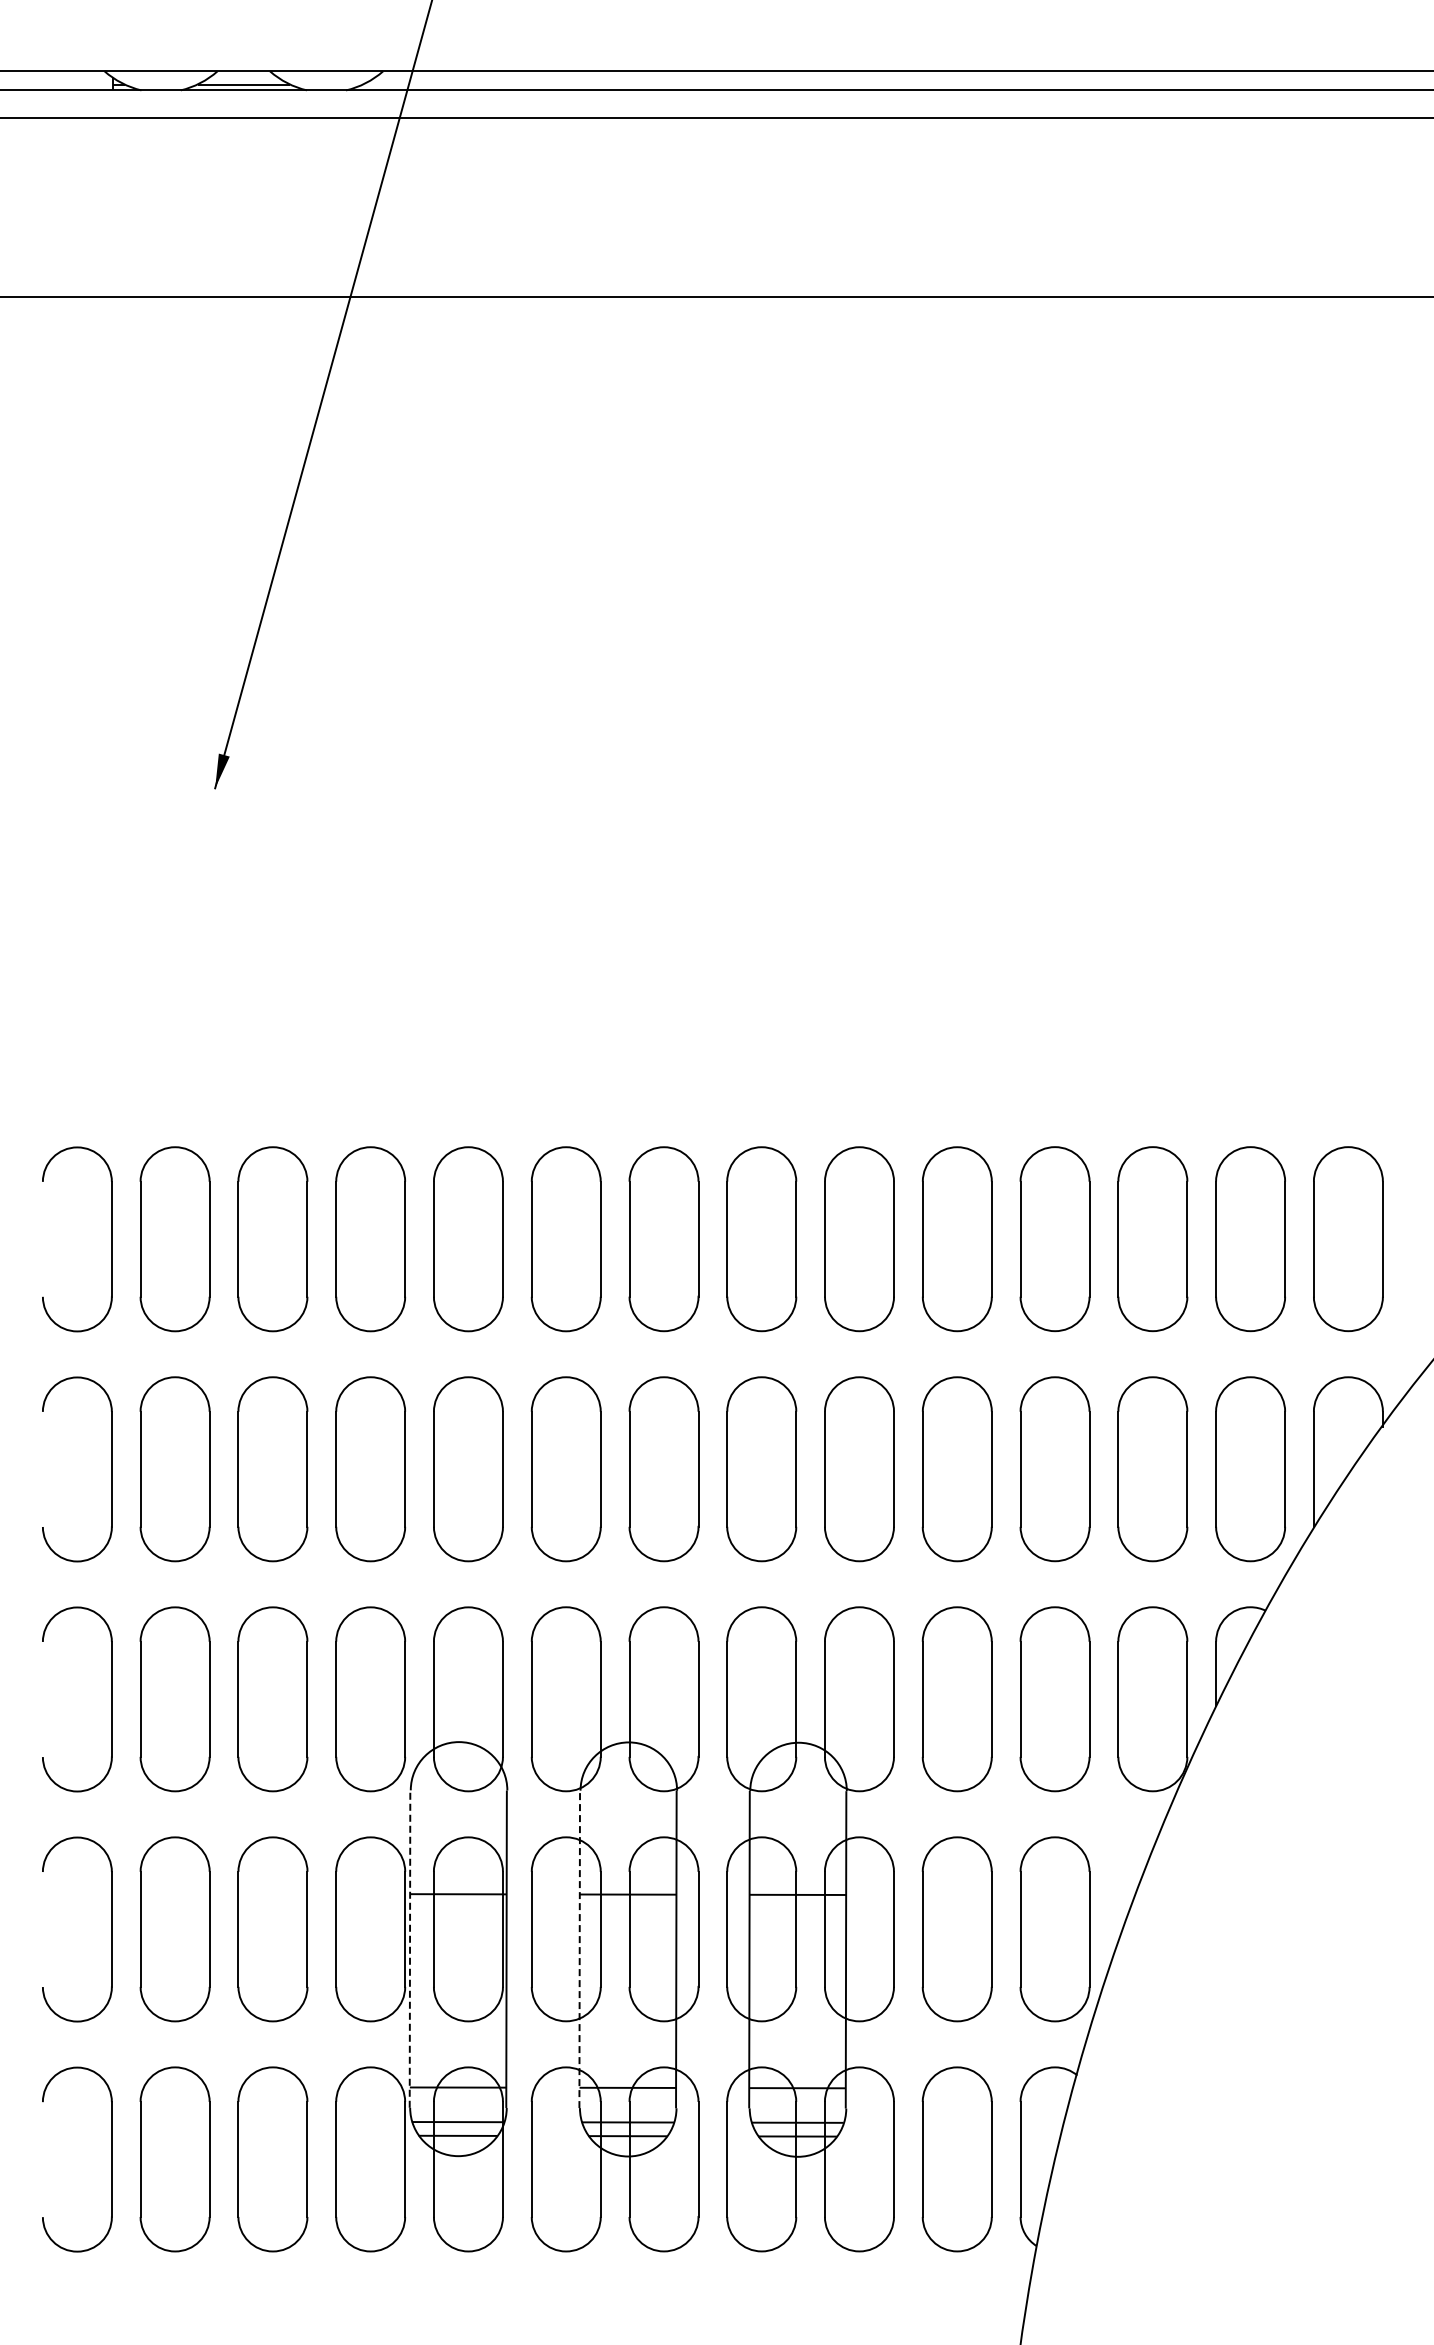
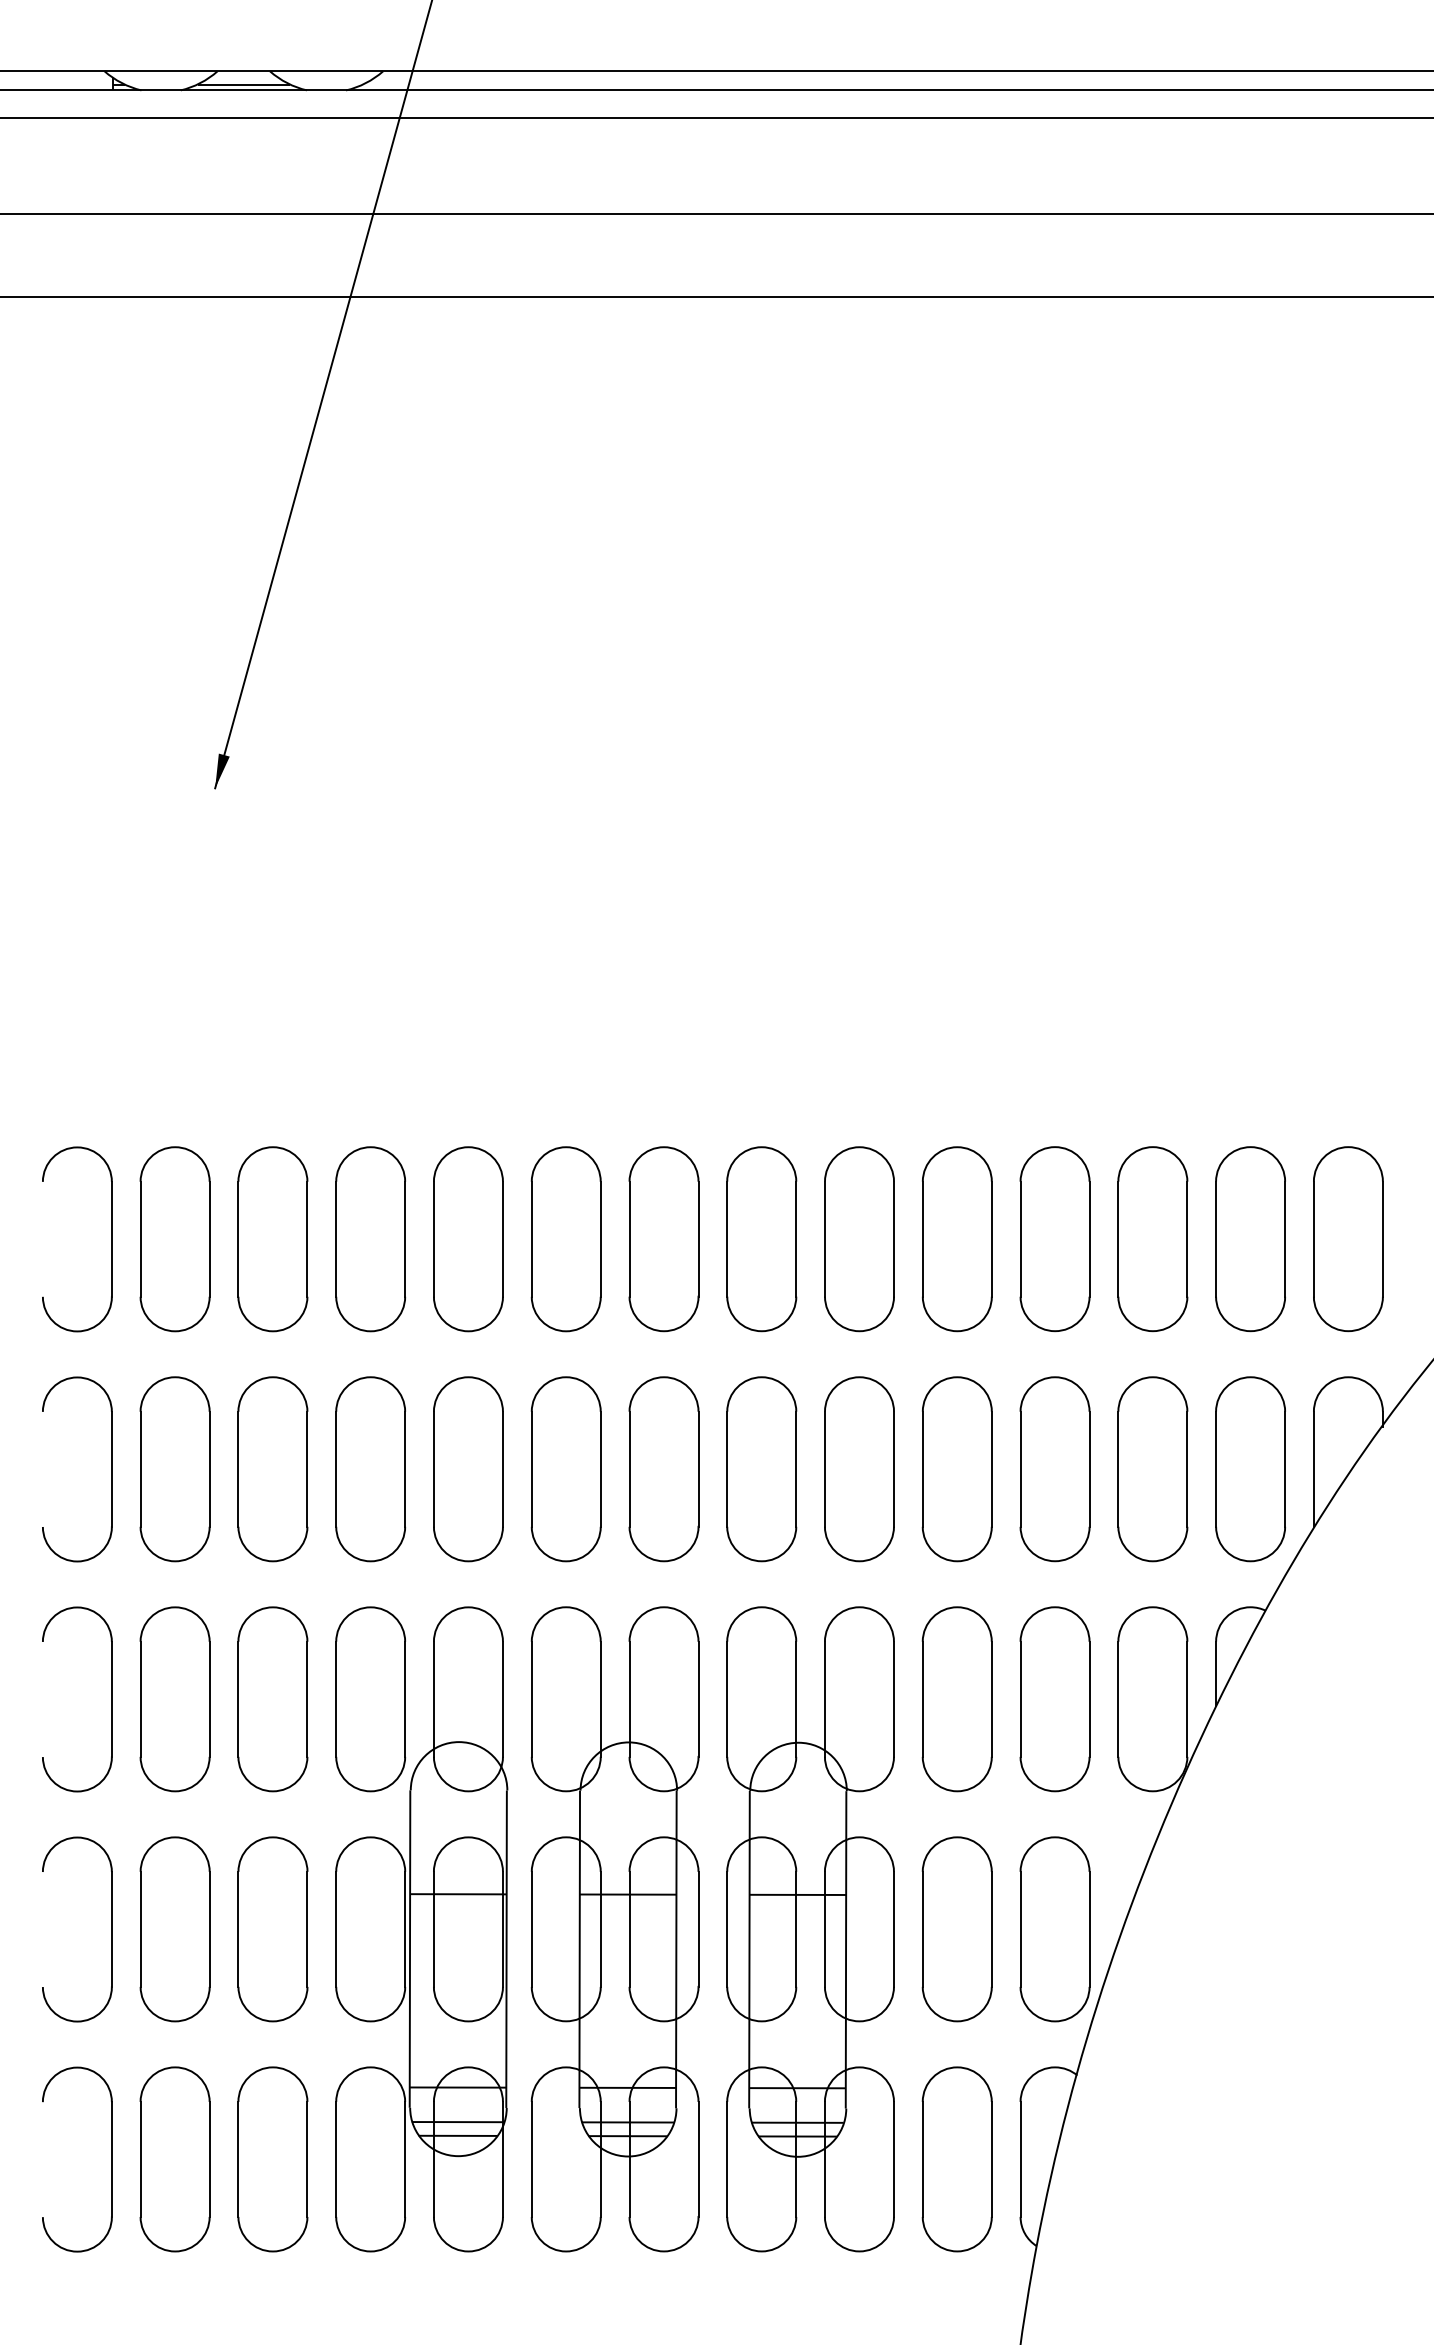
line: none -> present (716, 214)
line: dashed -> solid (410, 1949)
line: dashed -> solid (579, 1949)
